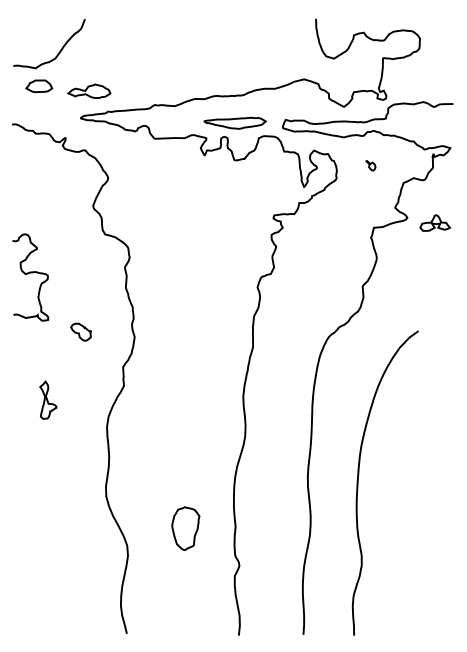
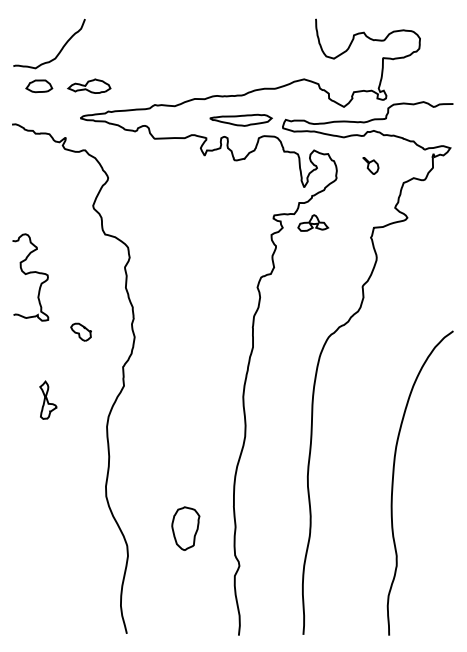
part position: (89, 90) -> (89, 85) (89, 85)
part position: (234, 122) -> (240, 119) (240, 119)
part size: 12x12 px -> 18x18 px (370, 165)
part position: (435, 222) -> (313, 222) (313, 222)
curve position: (359, 475) -> (394, 475) (394, 475)
